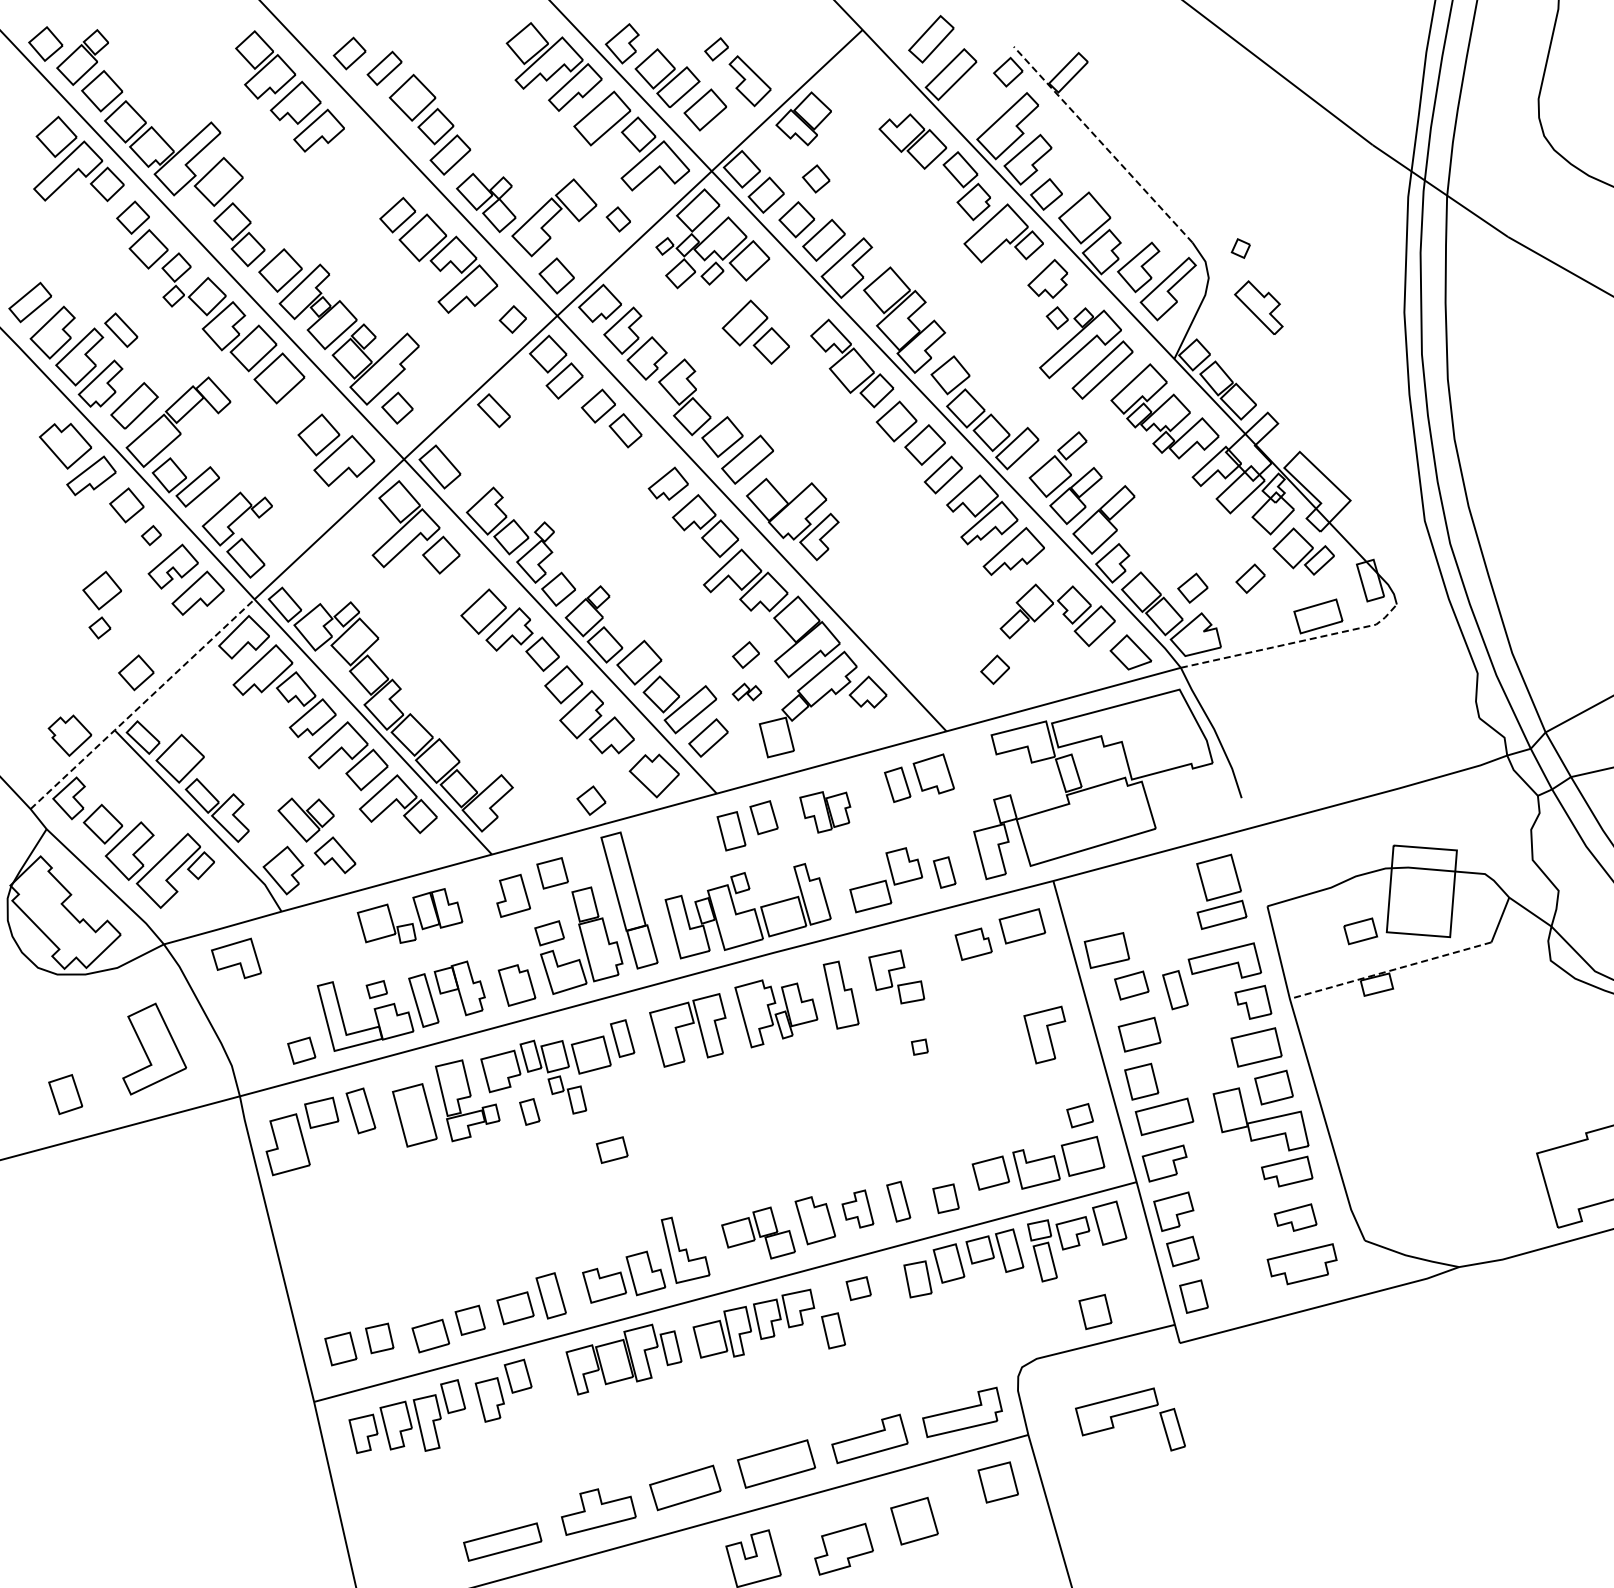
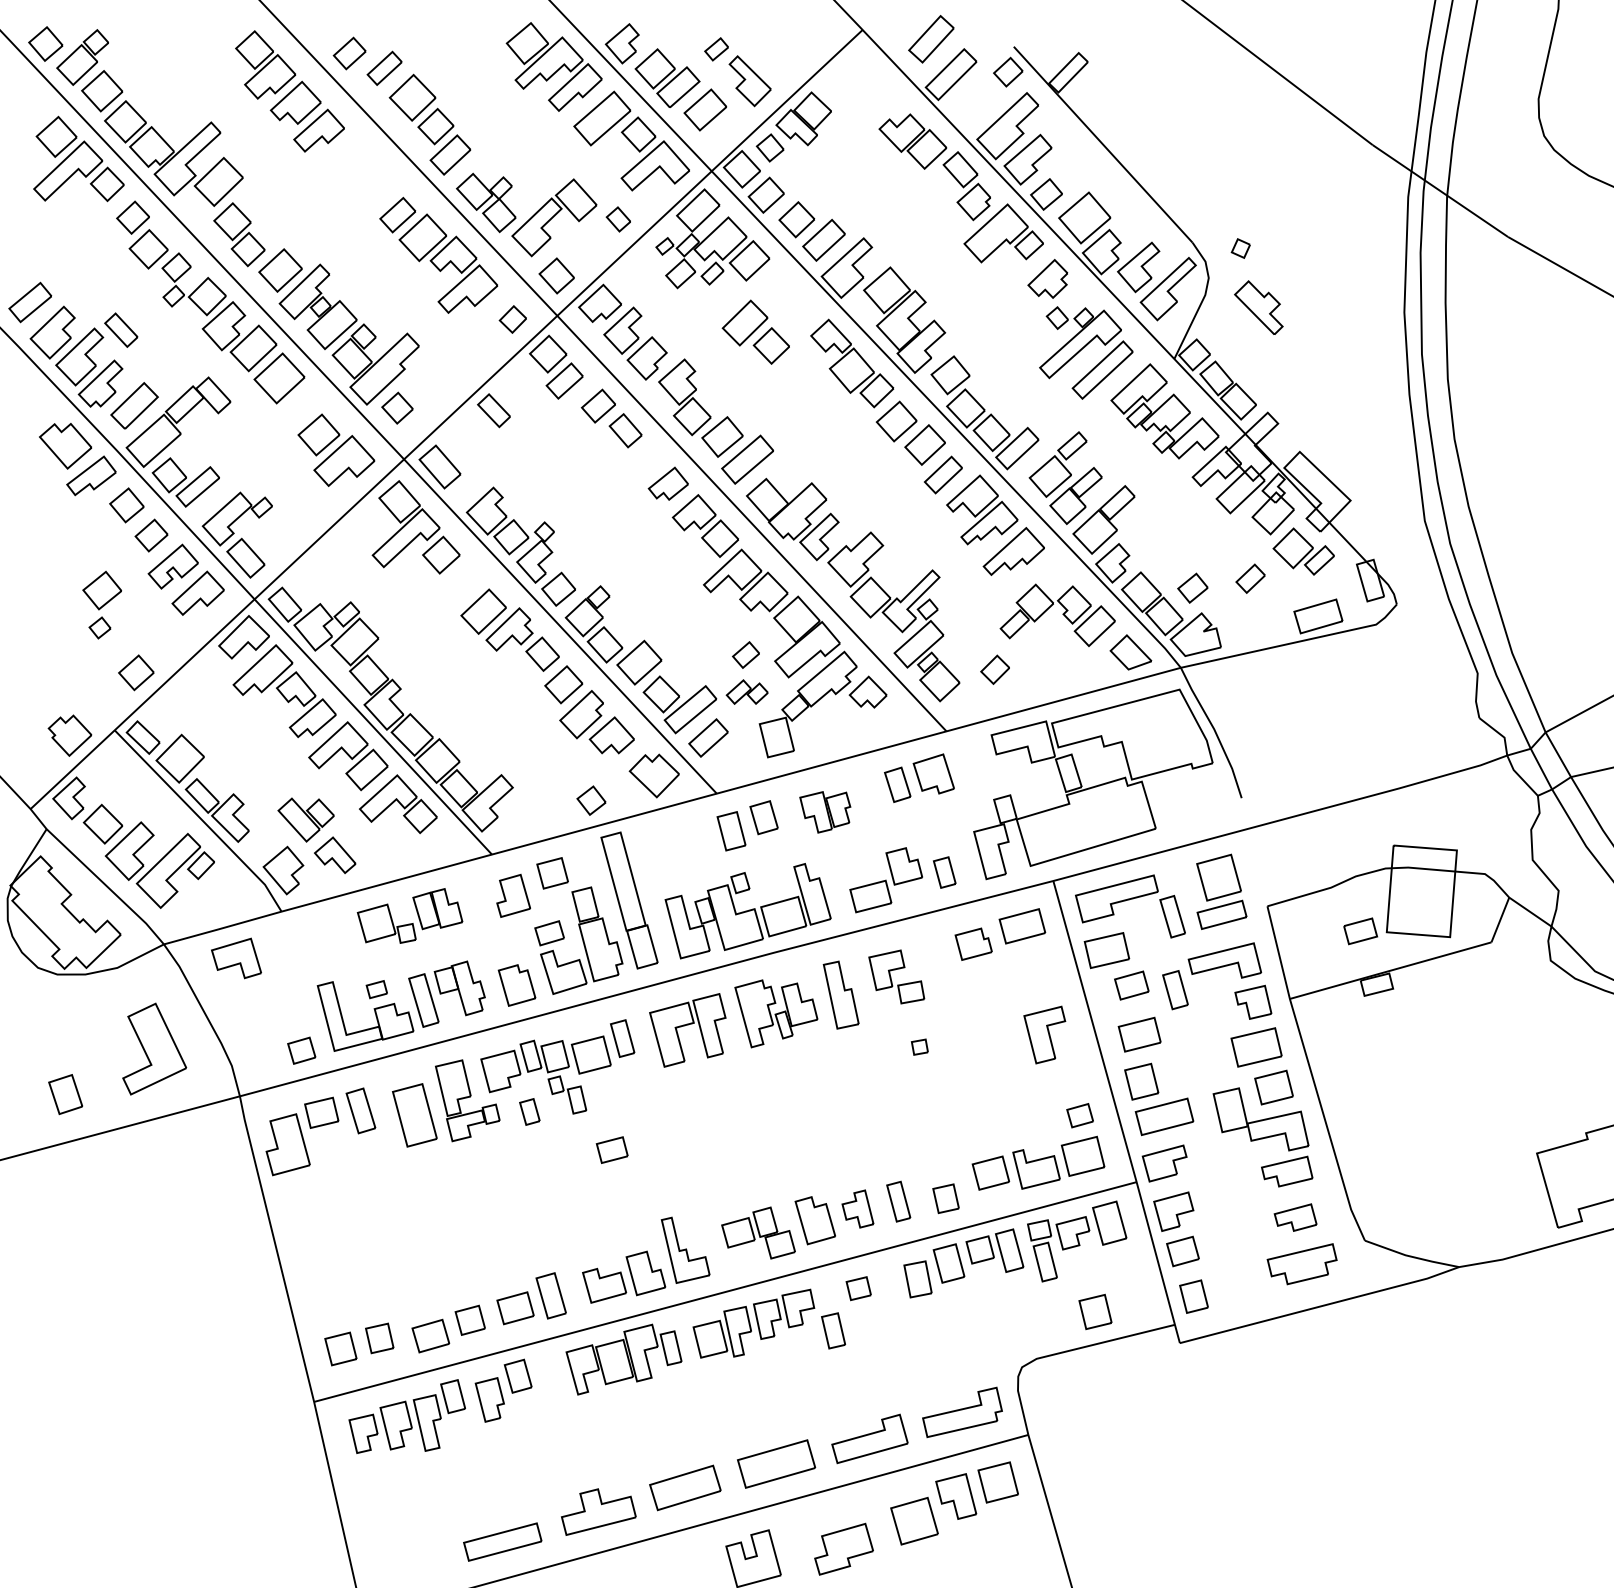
line: dashed -> solid (1103, 144)
part position: (815, 178) -> (769, 147) (769, 147)
part size: 21x22 px -> 35x35 px (151, 535)
part: none -> present (893, 616)
line: dashed -> solid (1294, 642)
part size: 32x20 px -> 44x26 px (746, 691)
line: dashed -> solid (142, 704)
line: dashed -> solid (1390, 970)
part position: (1129, 1413) -> (1129, 900) (1129, 900)
part: none -> present (956, 1496)
